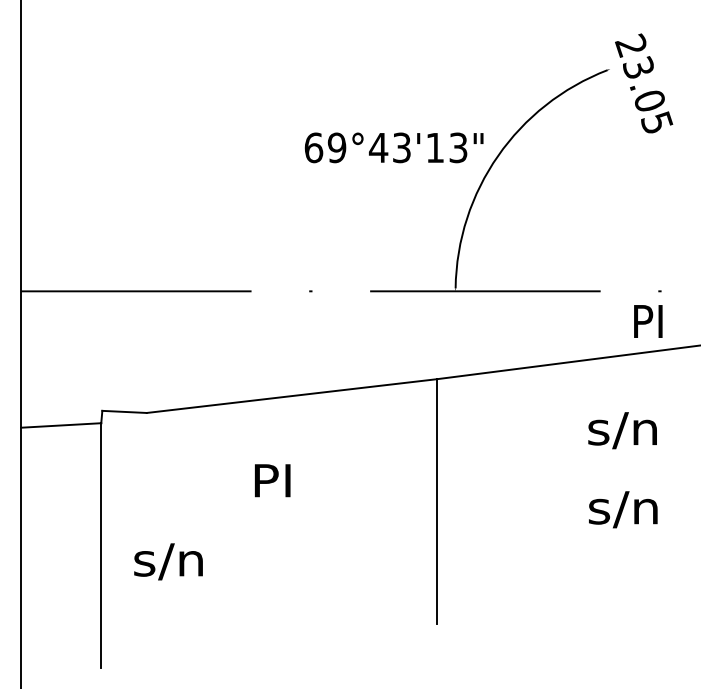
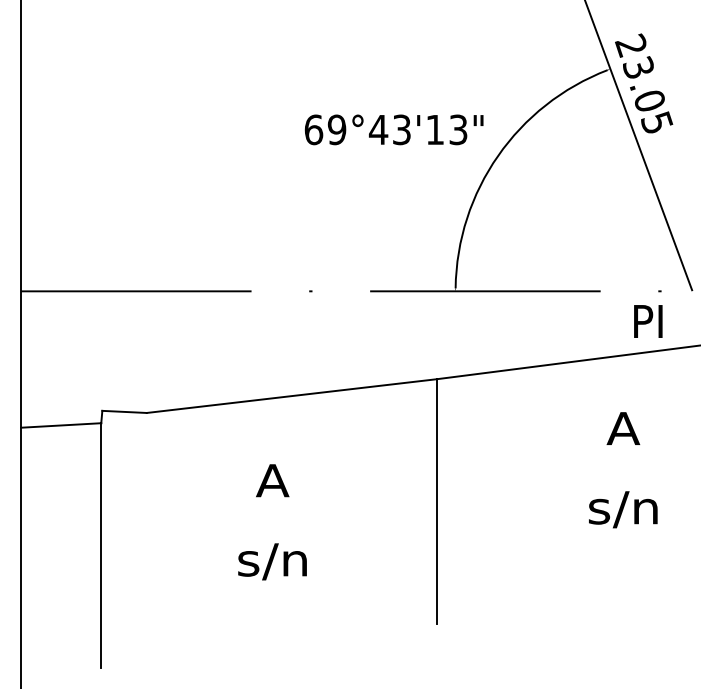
line: none -> present (638, 146)
text position: (393, 147) -> (393, 129) (393, 129)
text: s/n -> A (622, 430)
text: PI -> A (272, 480)
text position: (168, 561) -> (272, 561) (272, 561)
